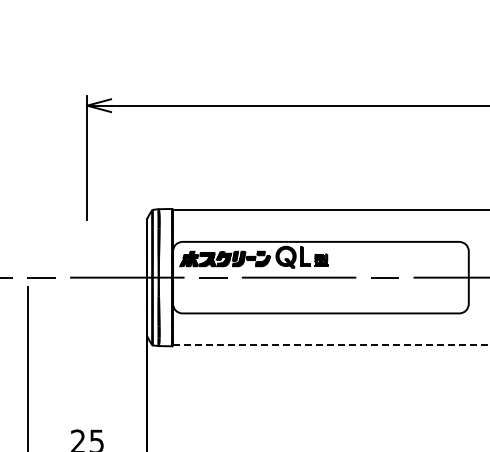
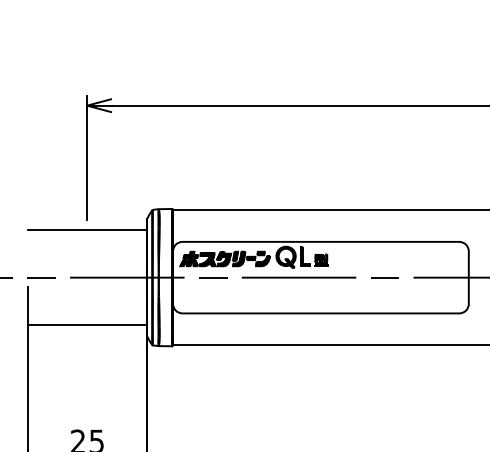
line: none -> present (86, 229)
line: none -> present (86, 325)
line: dashed -> solid (331, 345)
